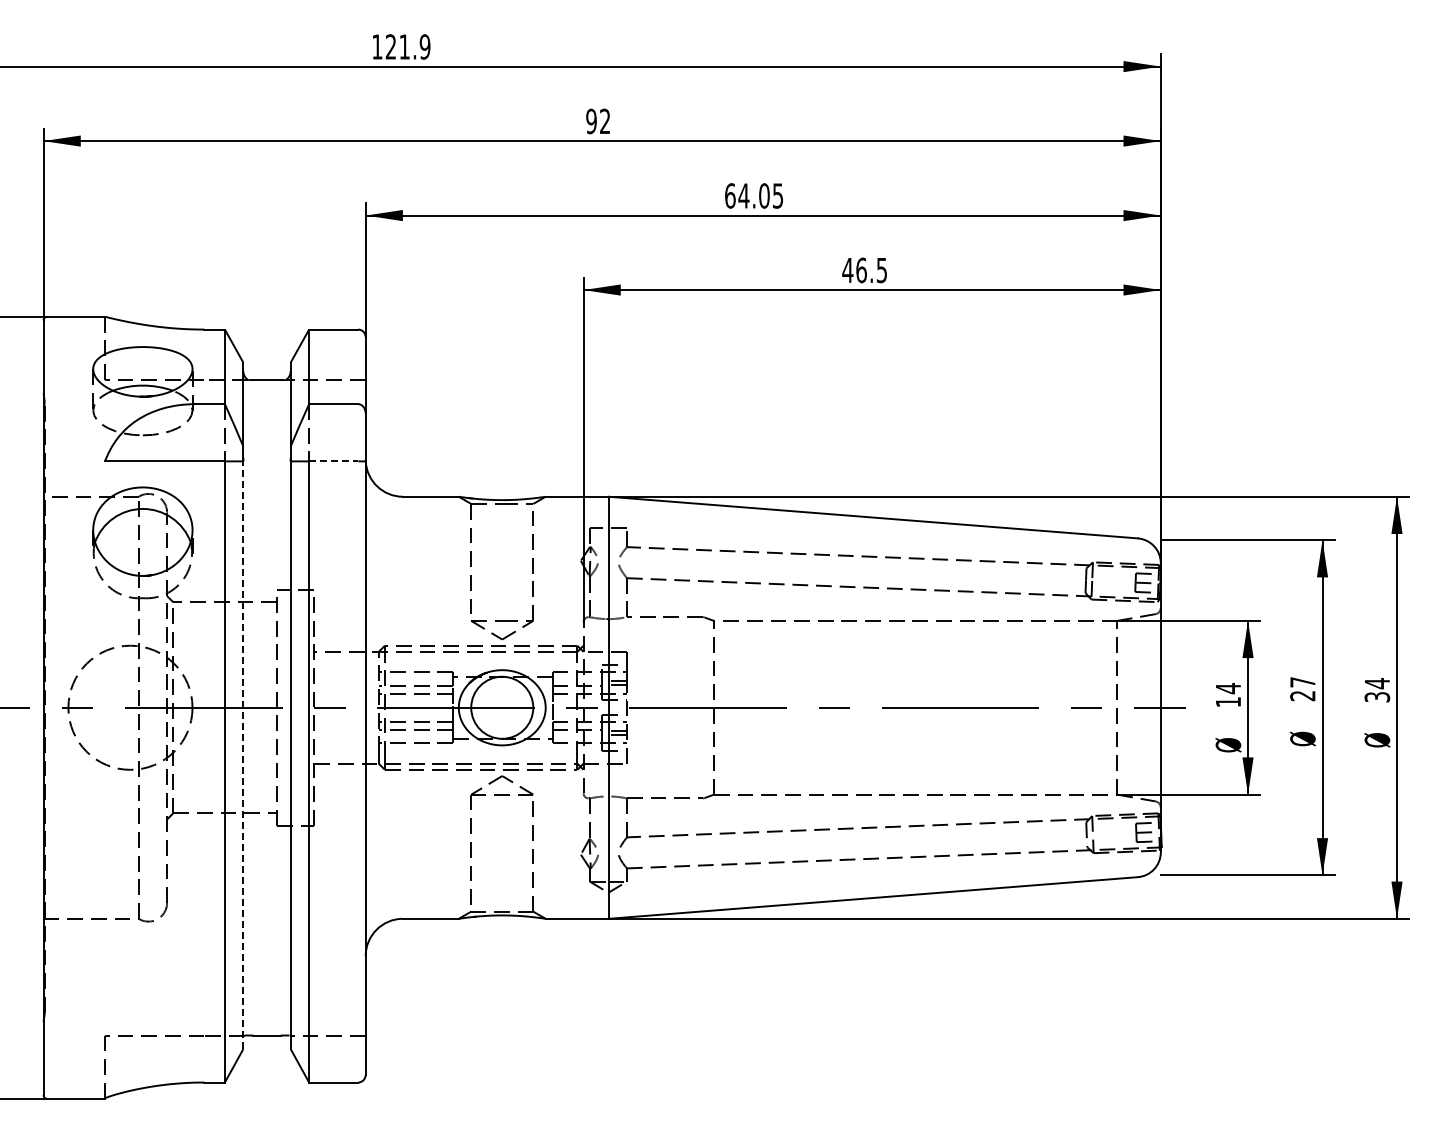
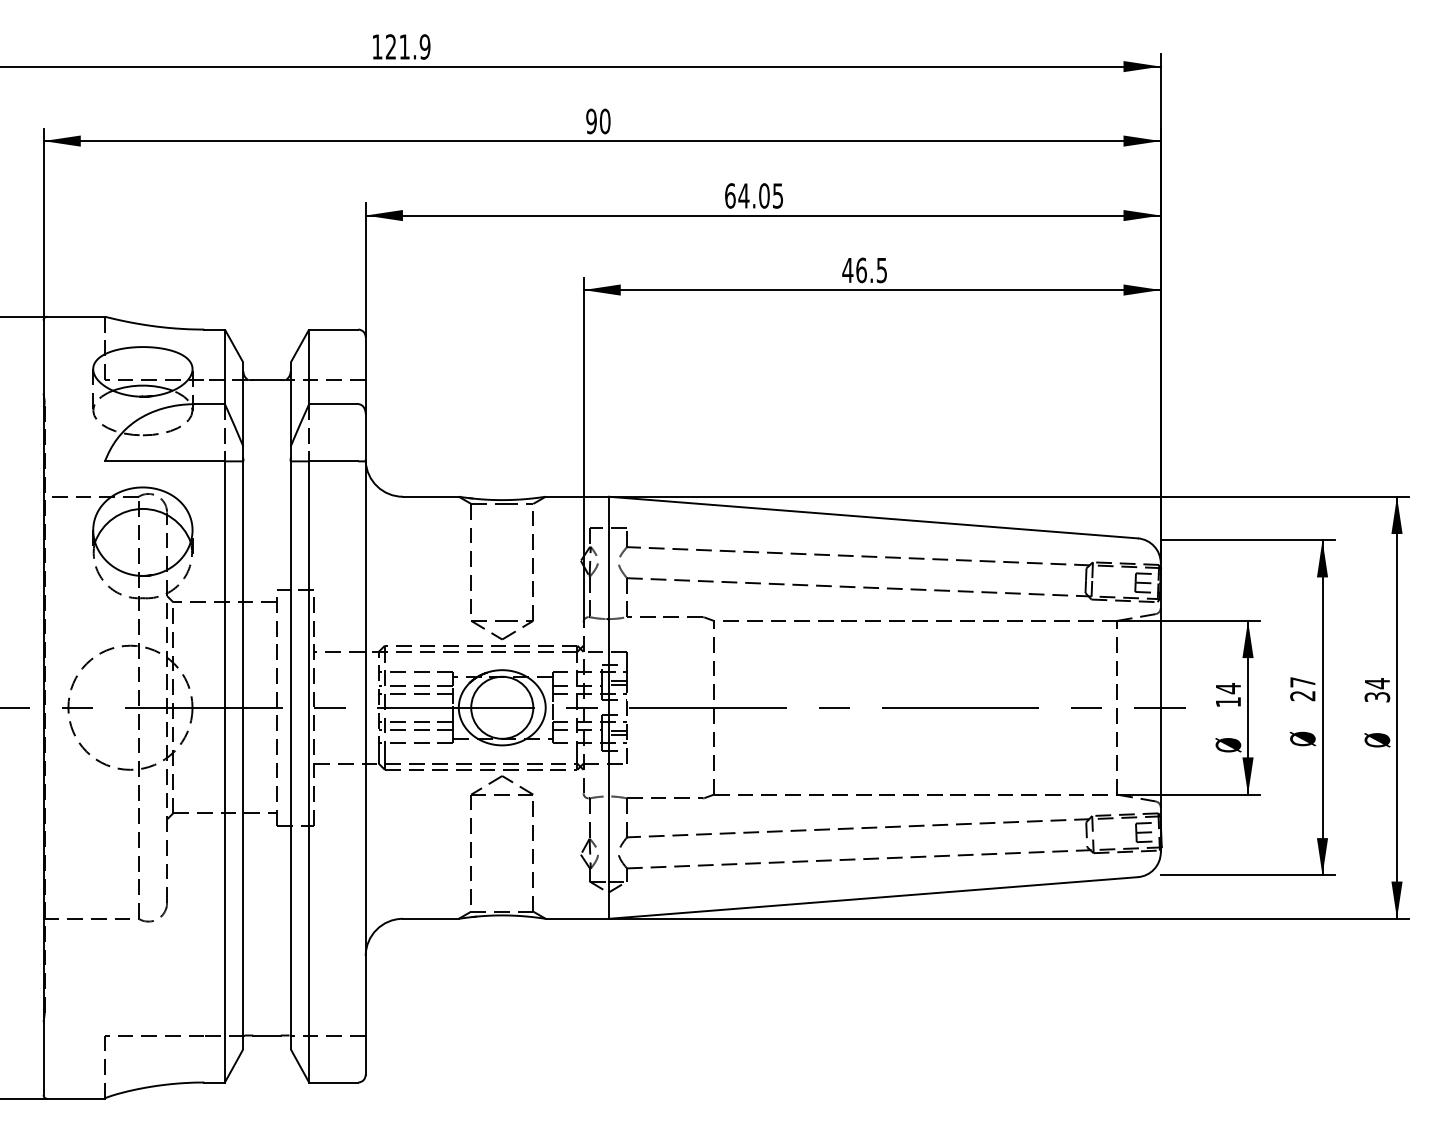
text: 92 -> 90 (604, 121)
line: dashed -> solid (333, 461)
line: dashed -> solid (243, 755)
